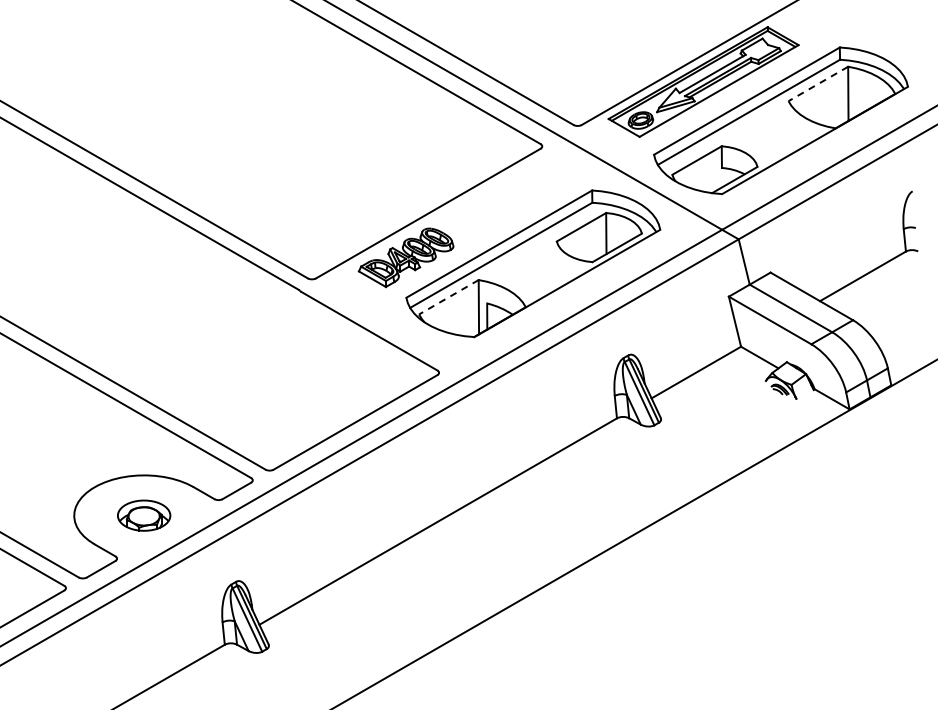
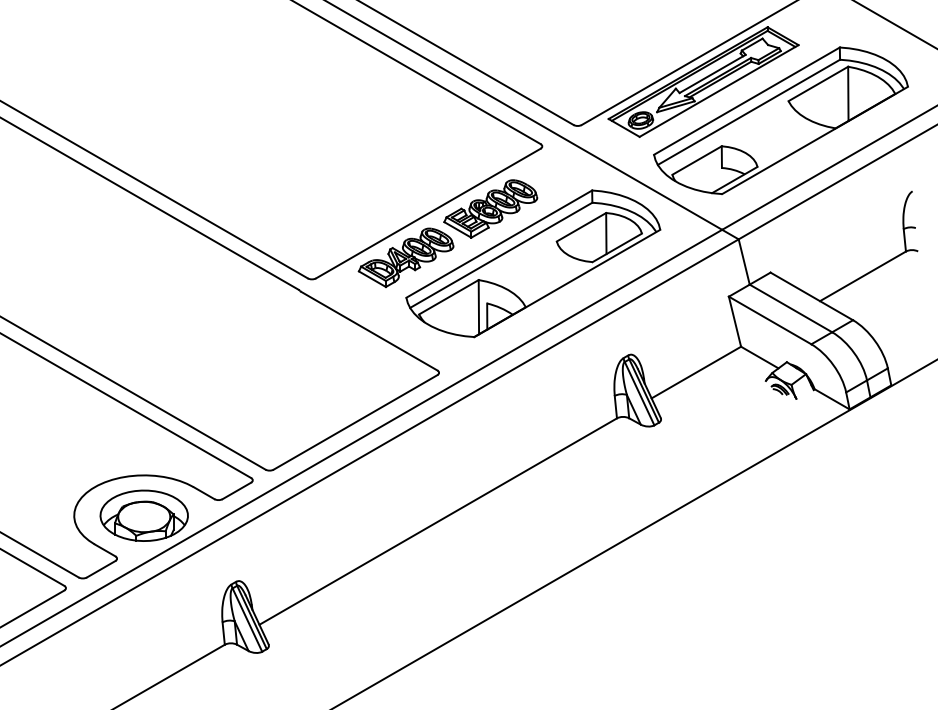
line: none -> present (895, 24)
line: dashed -> solid (817, 84)
part: none -> present (490, 208)
line: dashed -> solid (448, 297)
part size: 55x33 px -> 90x53 px (143, 515)
